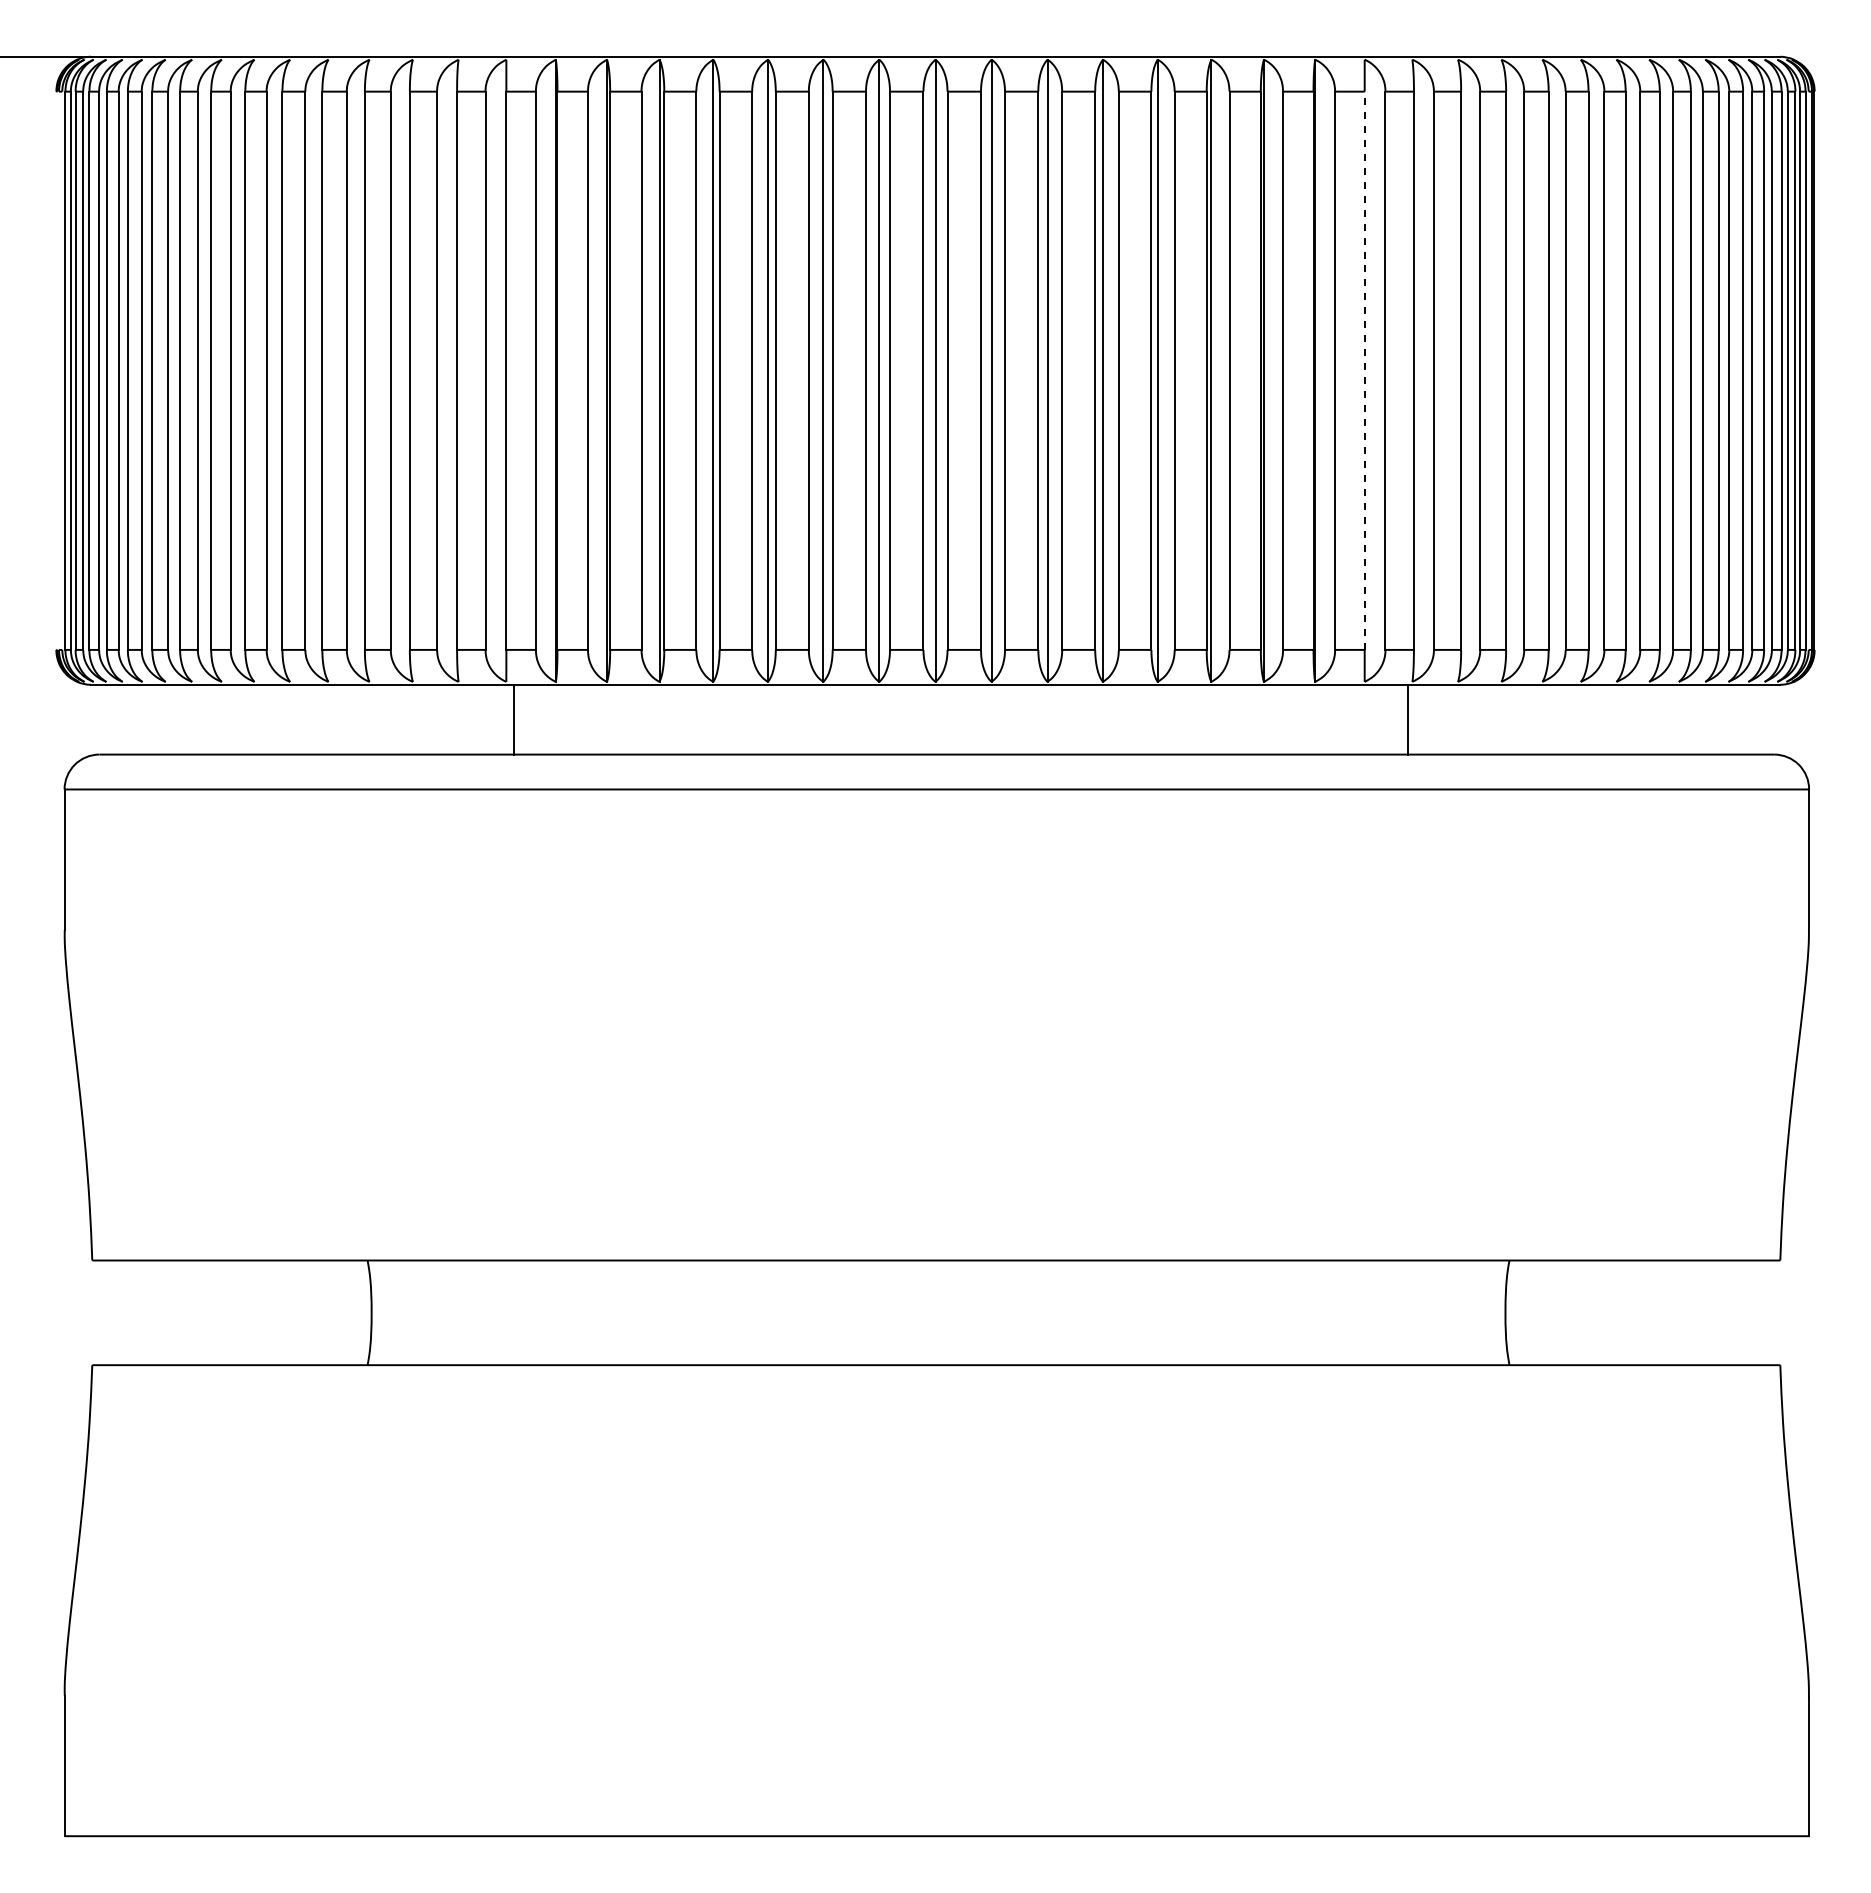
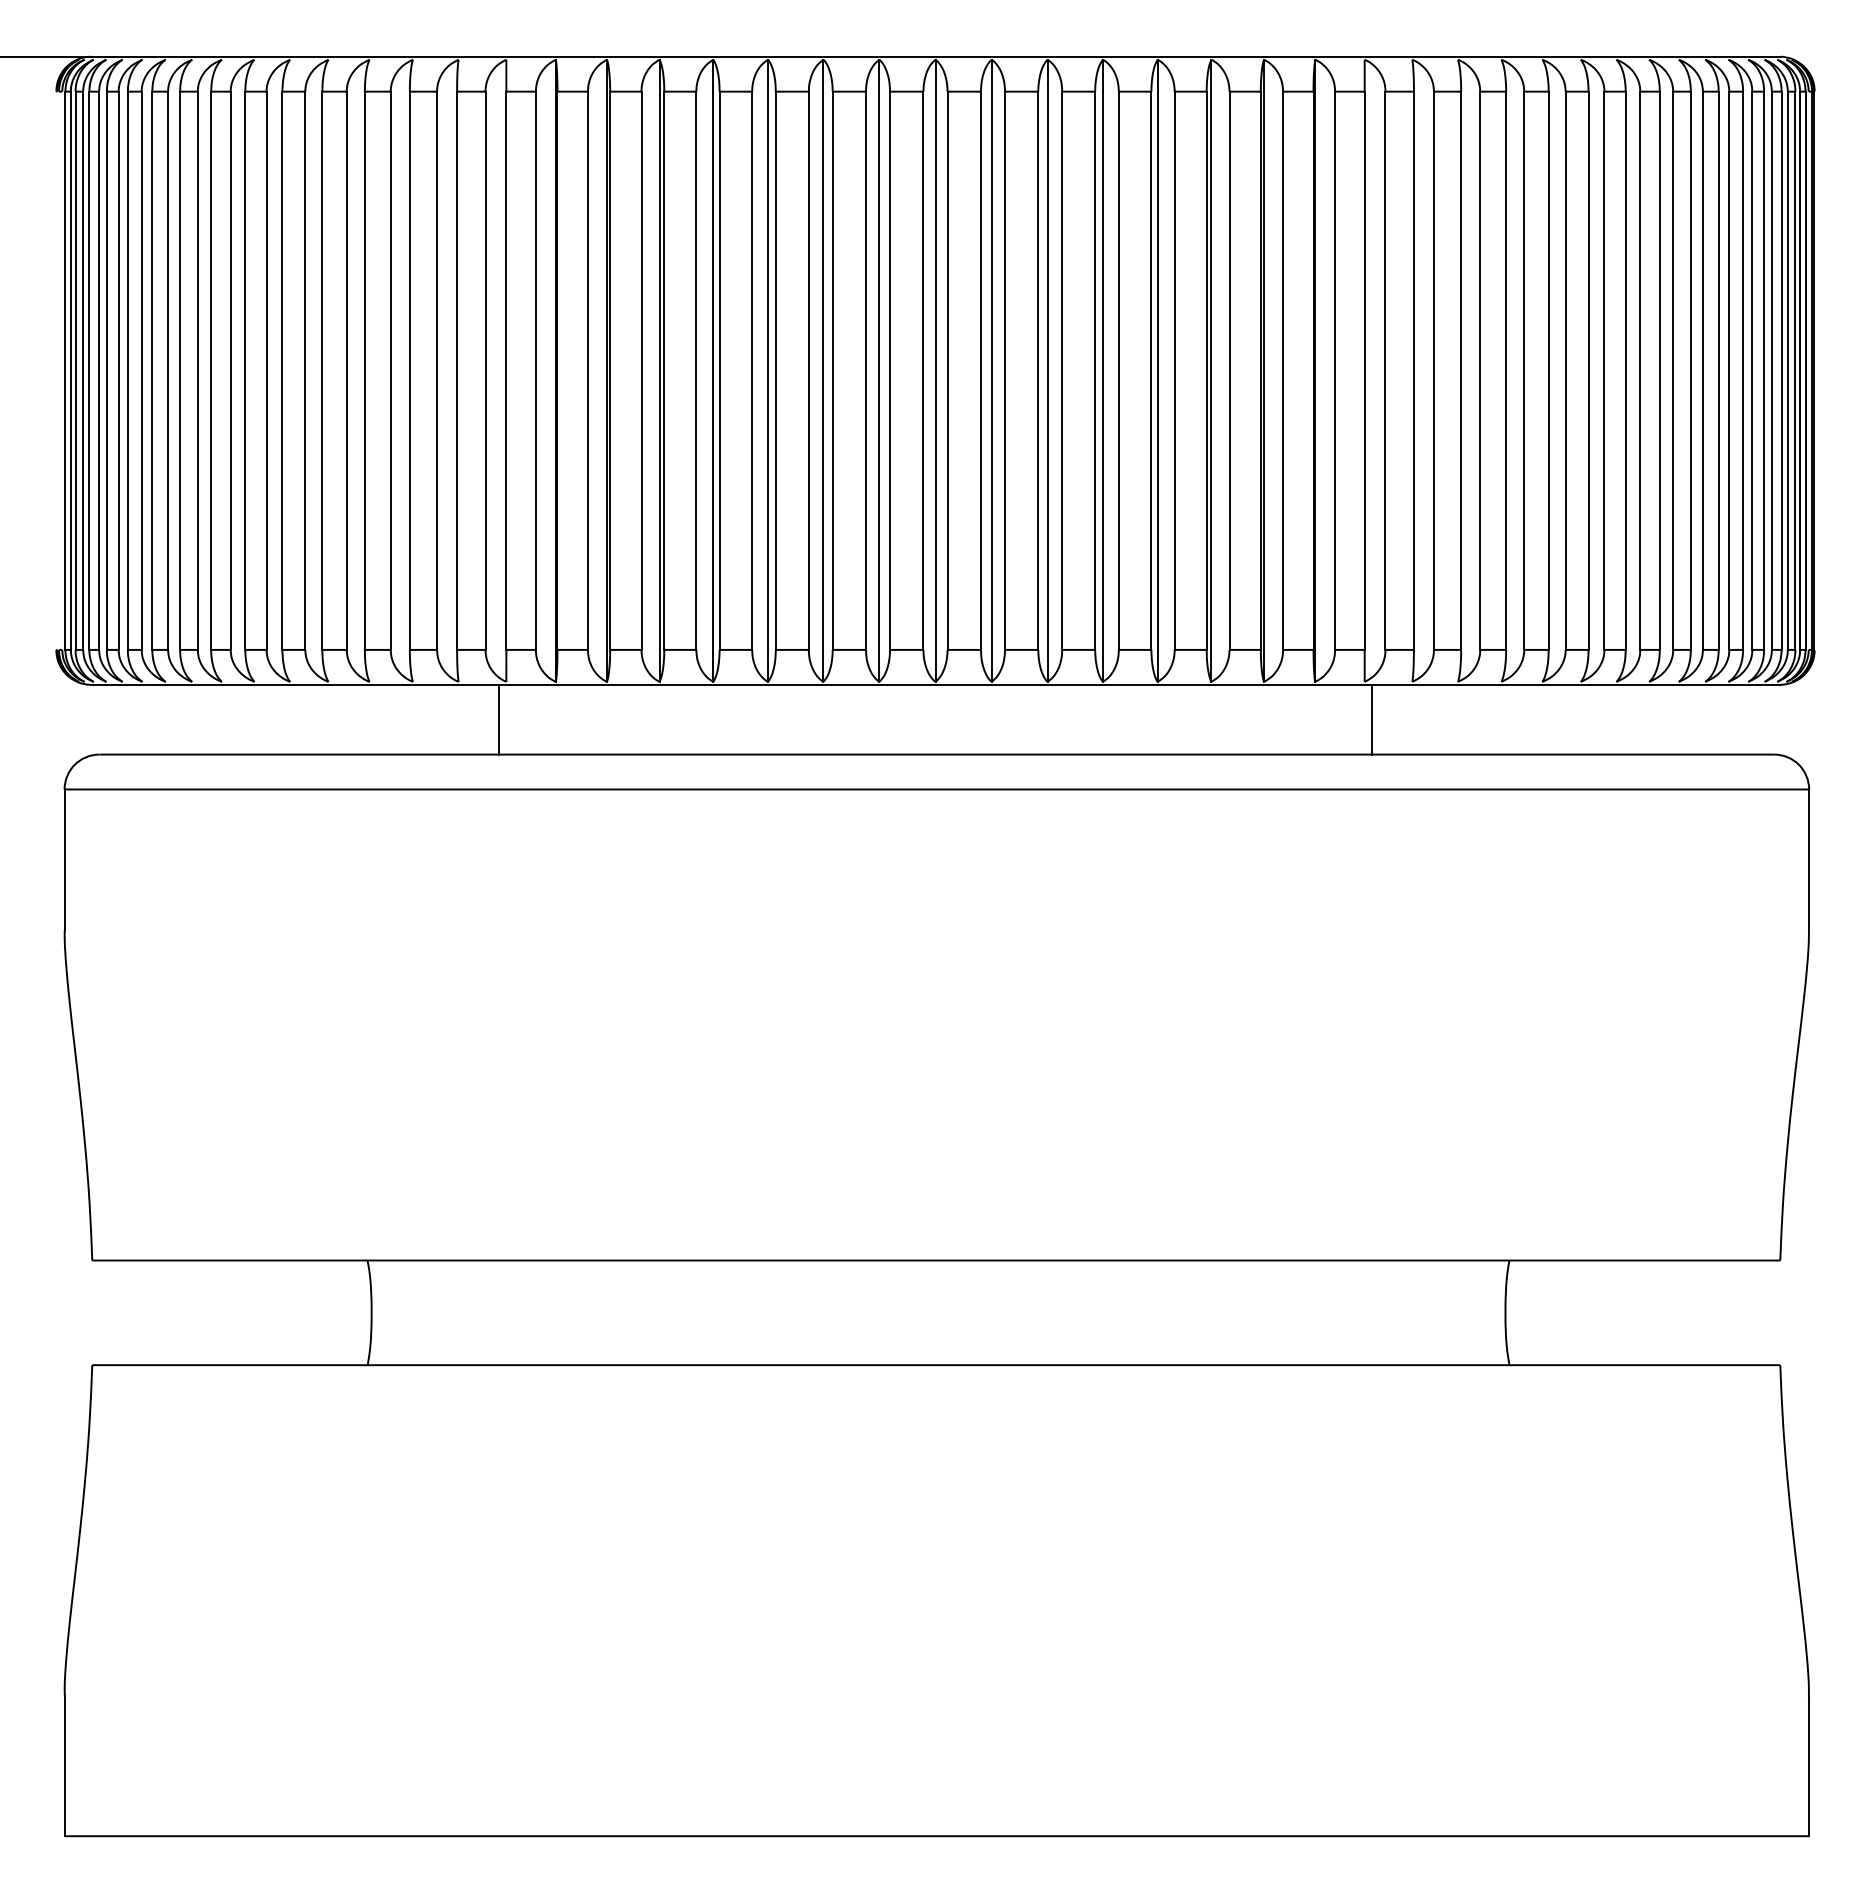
line: dashed -> solid (1364, 370)
line position: (514, 719) -> (499, 719) (499, 719)
line position: (1407, 719) -> (1371, 719) (1371, 719)
